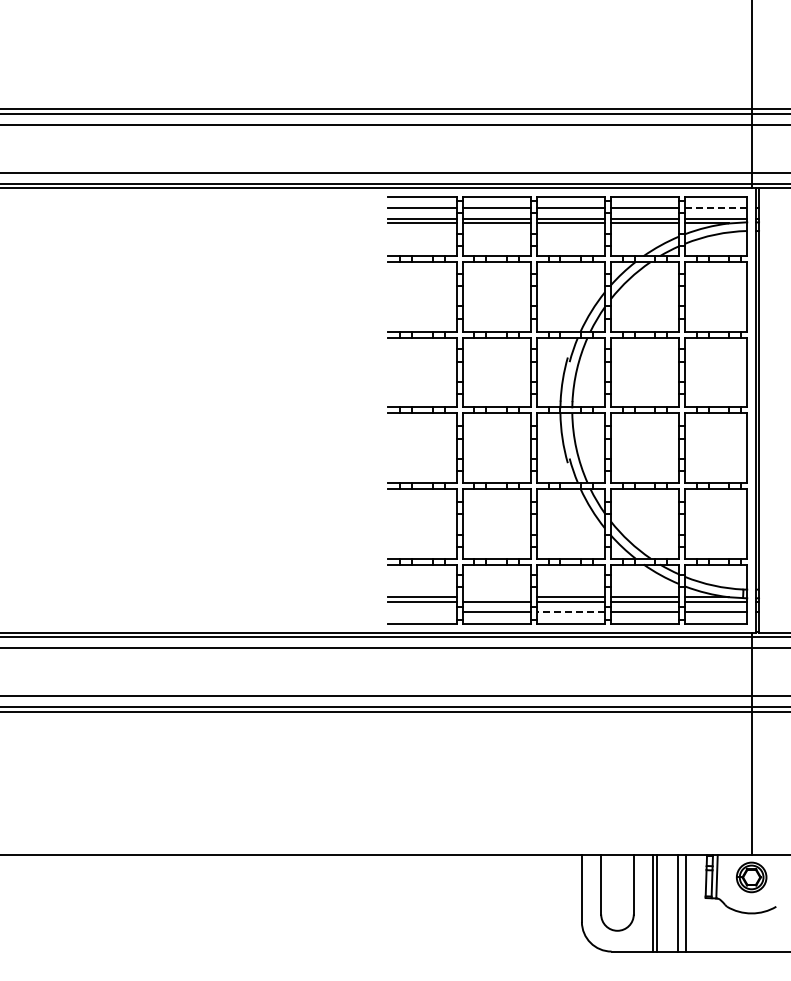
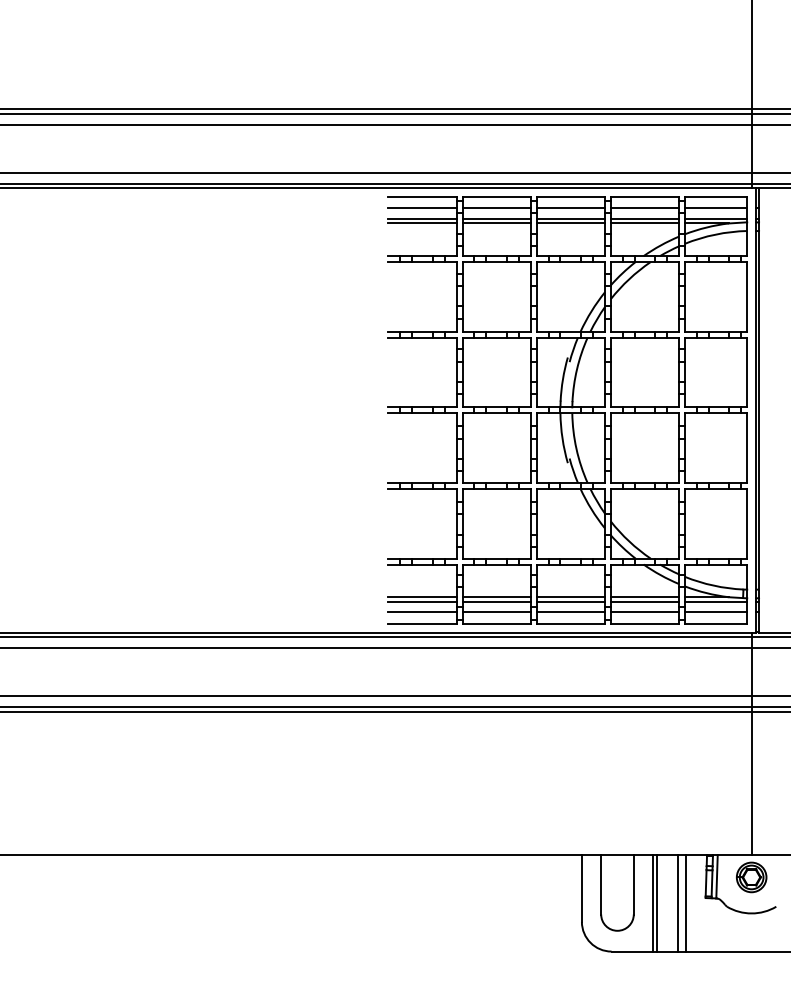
line: dashed -> solid (715, 208)
line: none -> present (496, 597)
line: none -> present (422, 612)
line: dashed -> solid (570, 612)
